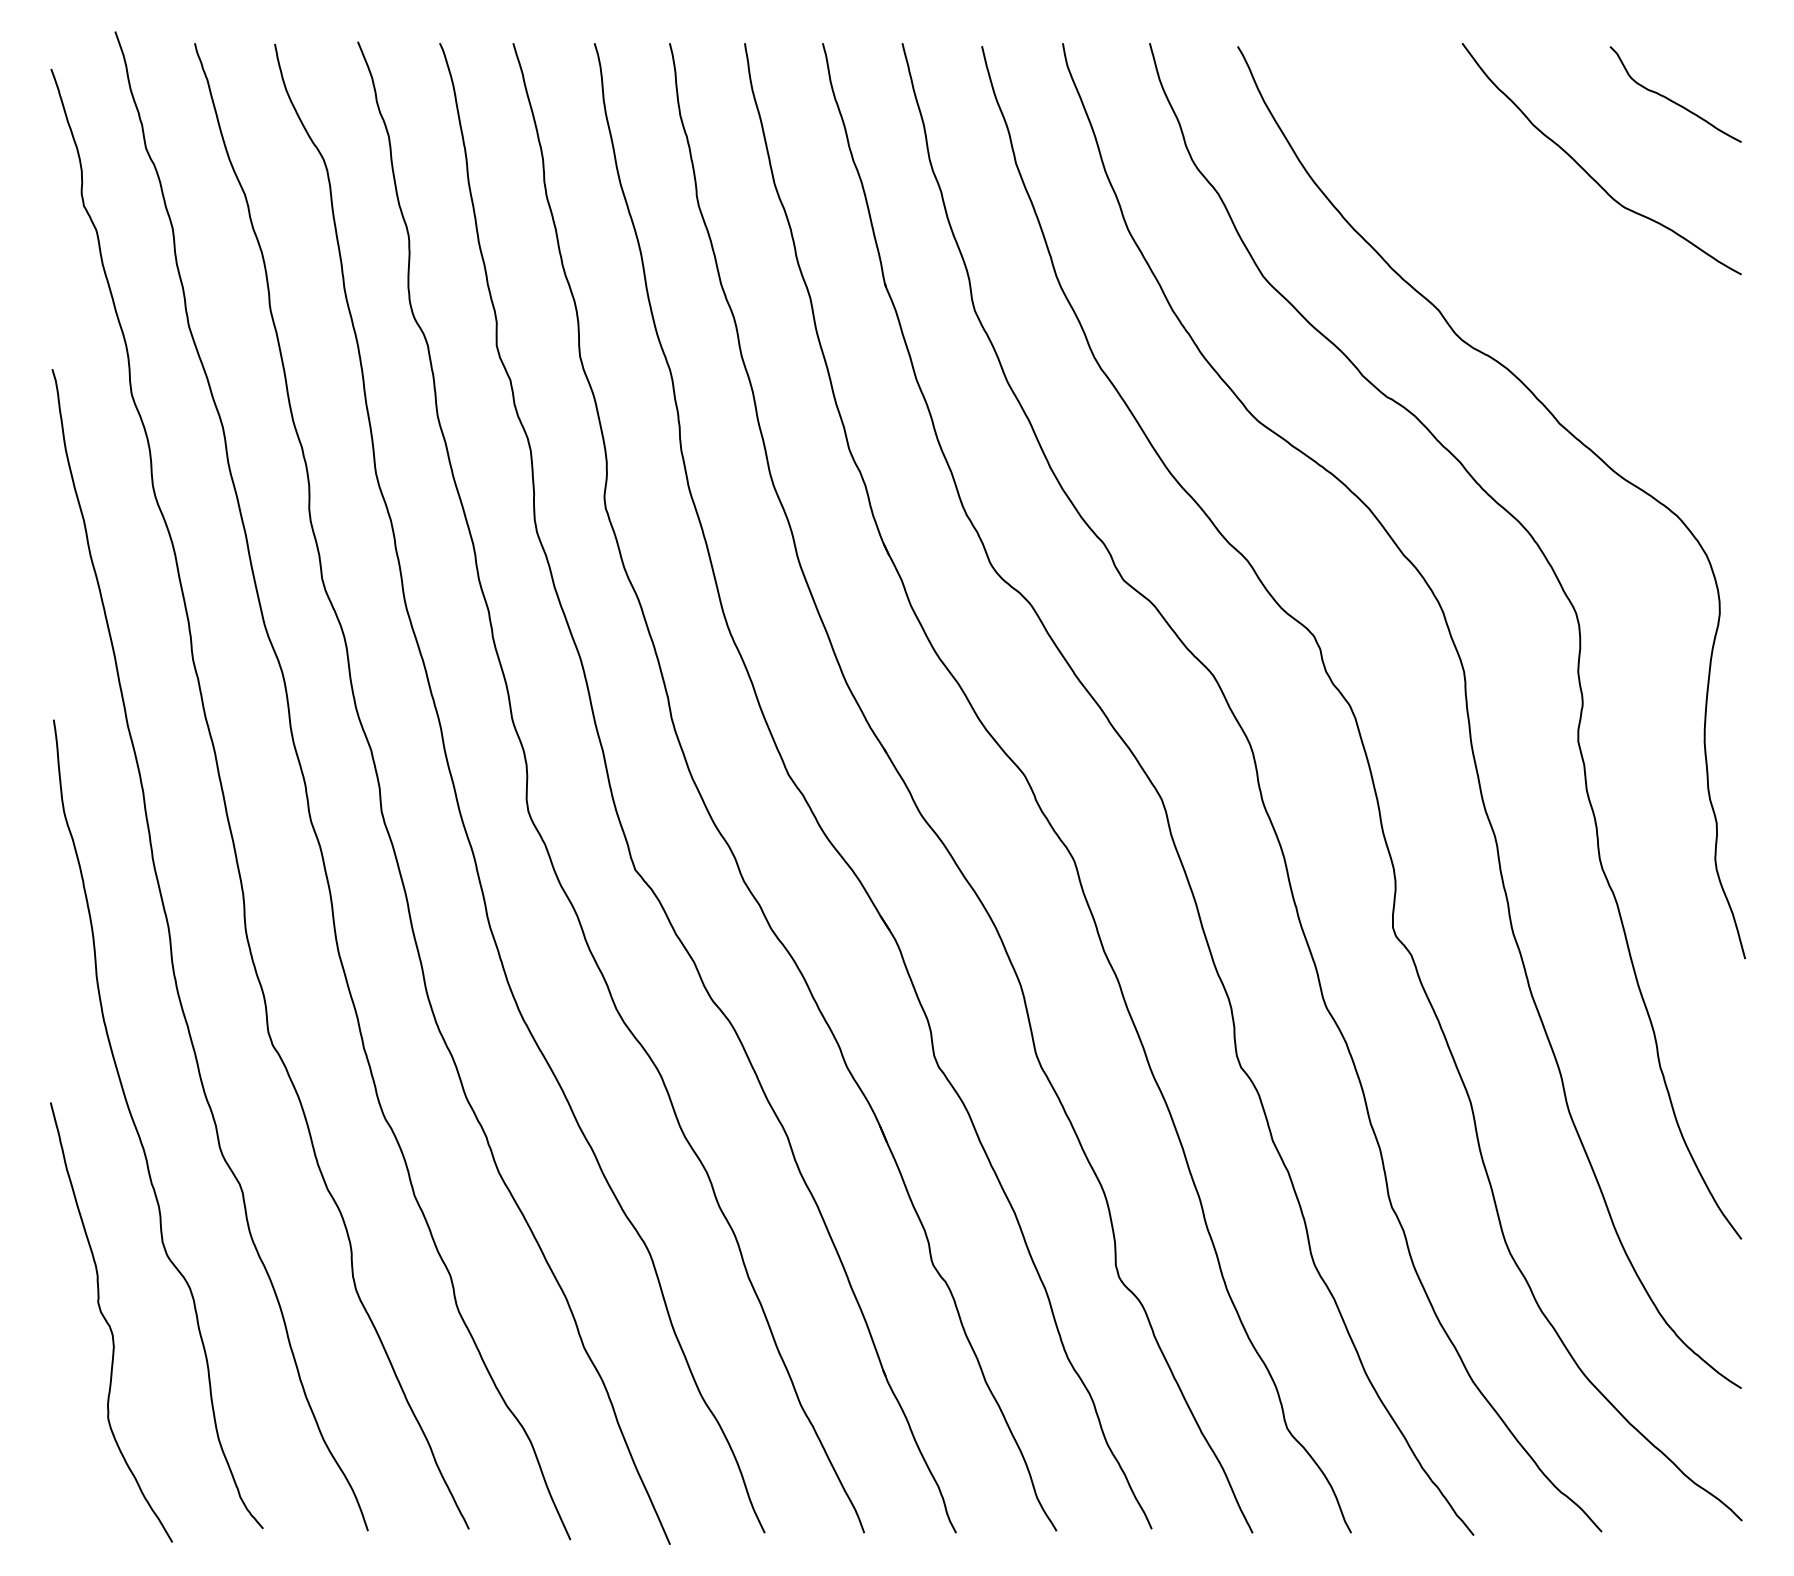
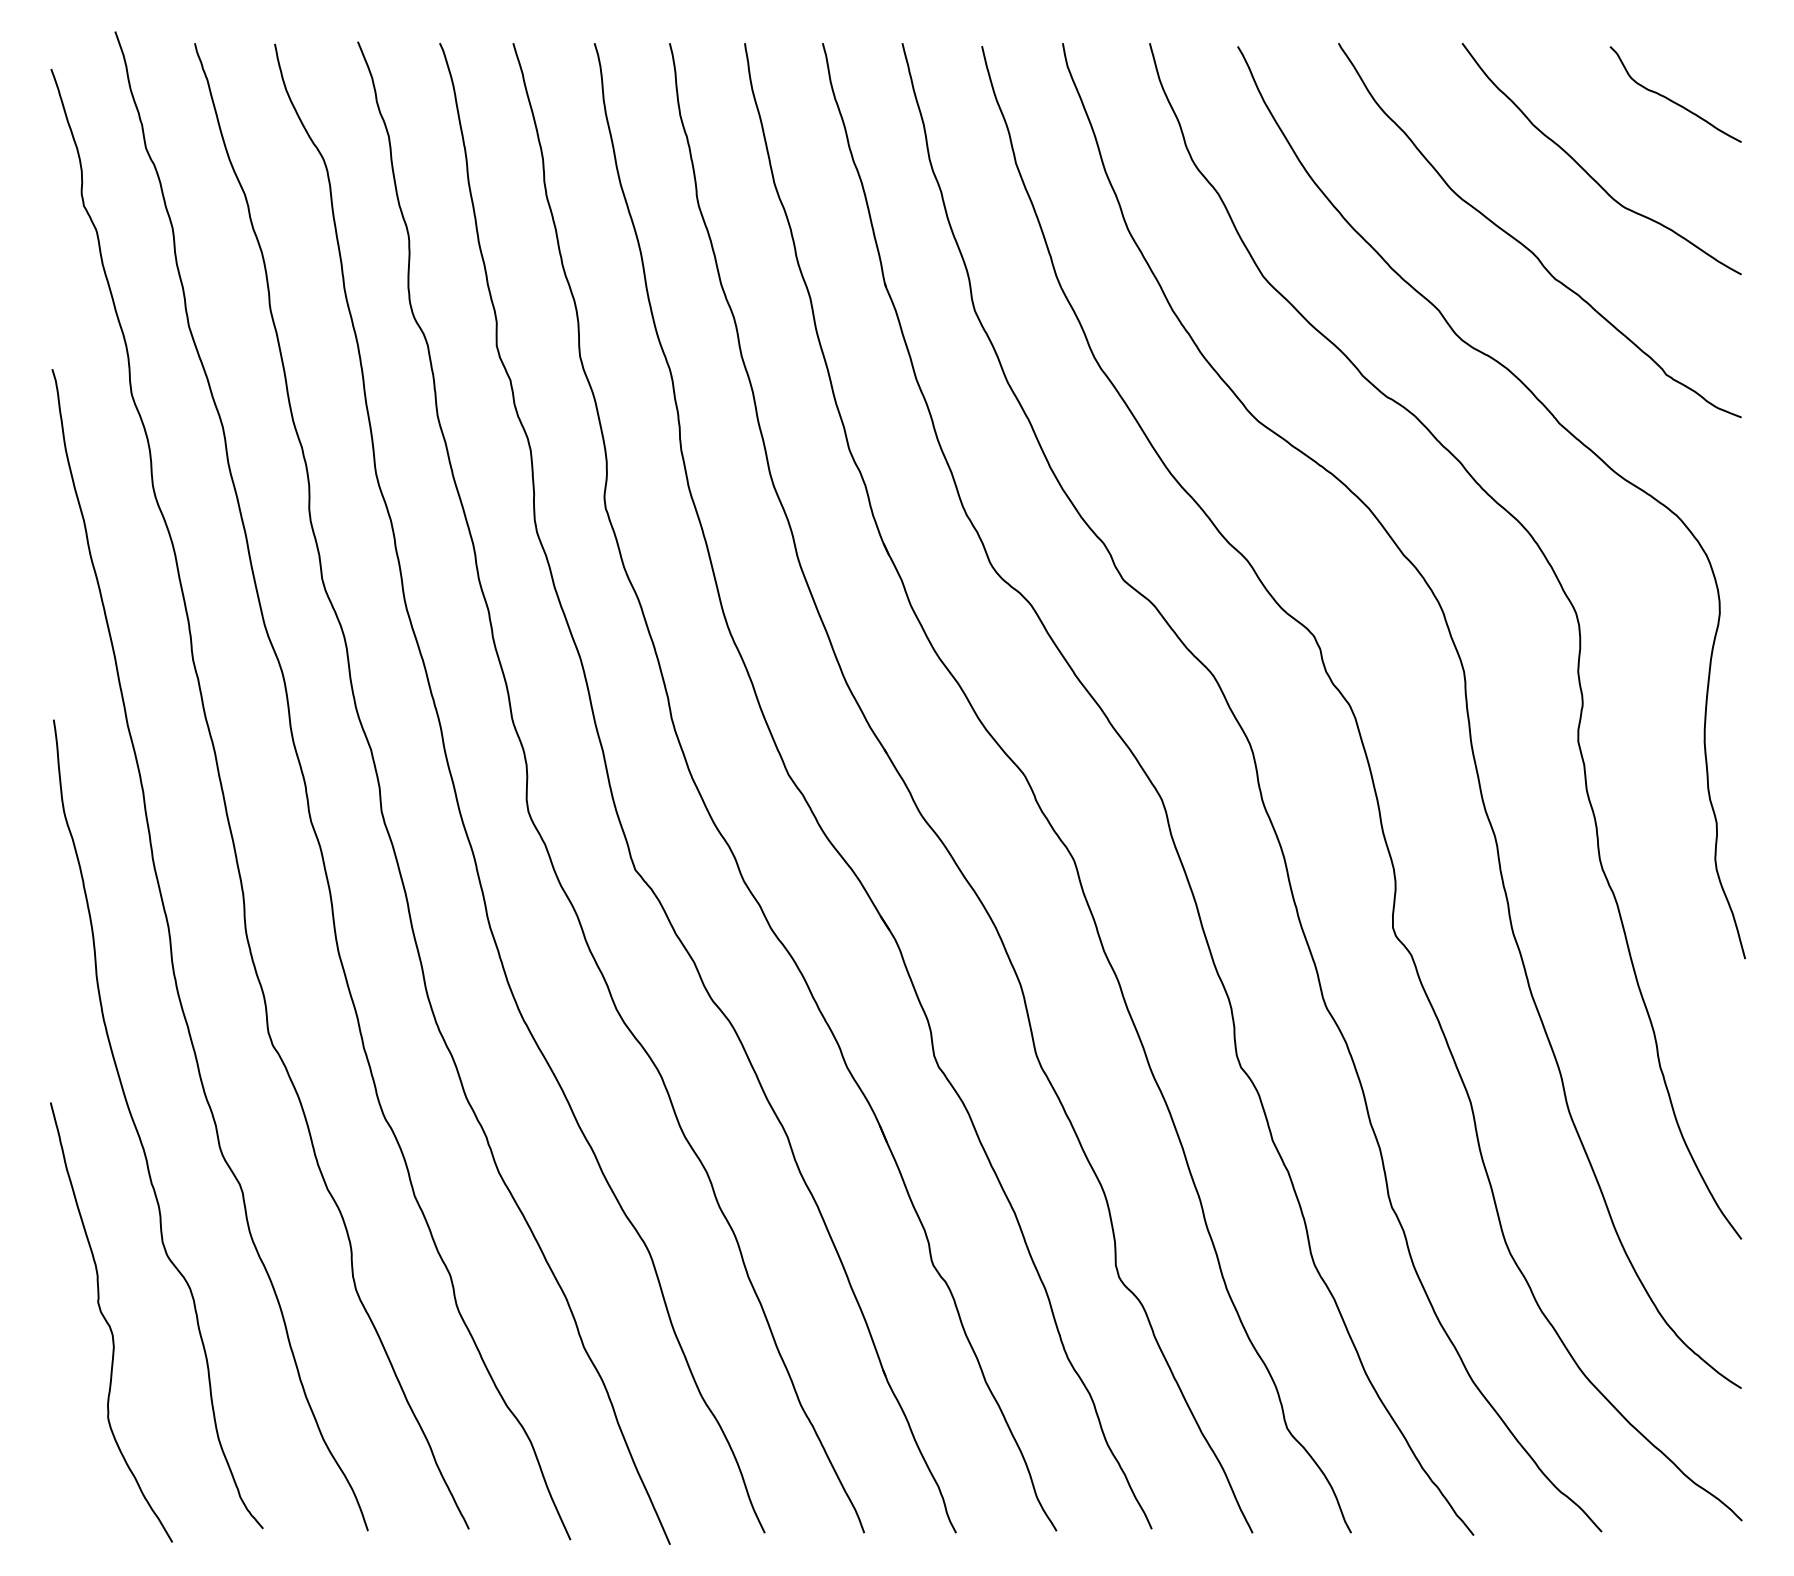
curve: none -> present (1525, 245)
